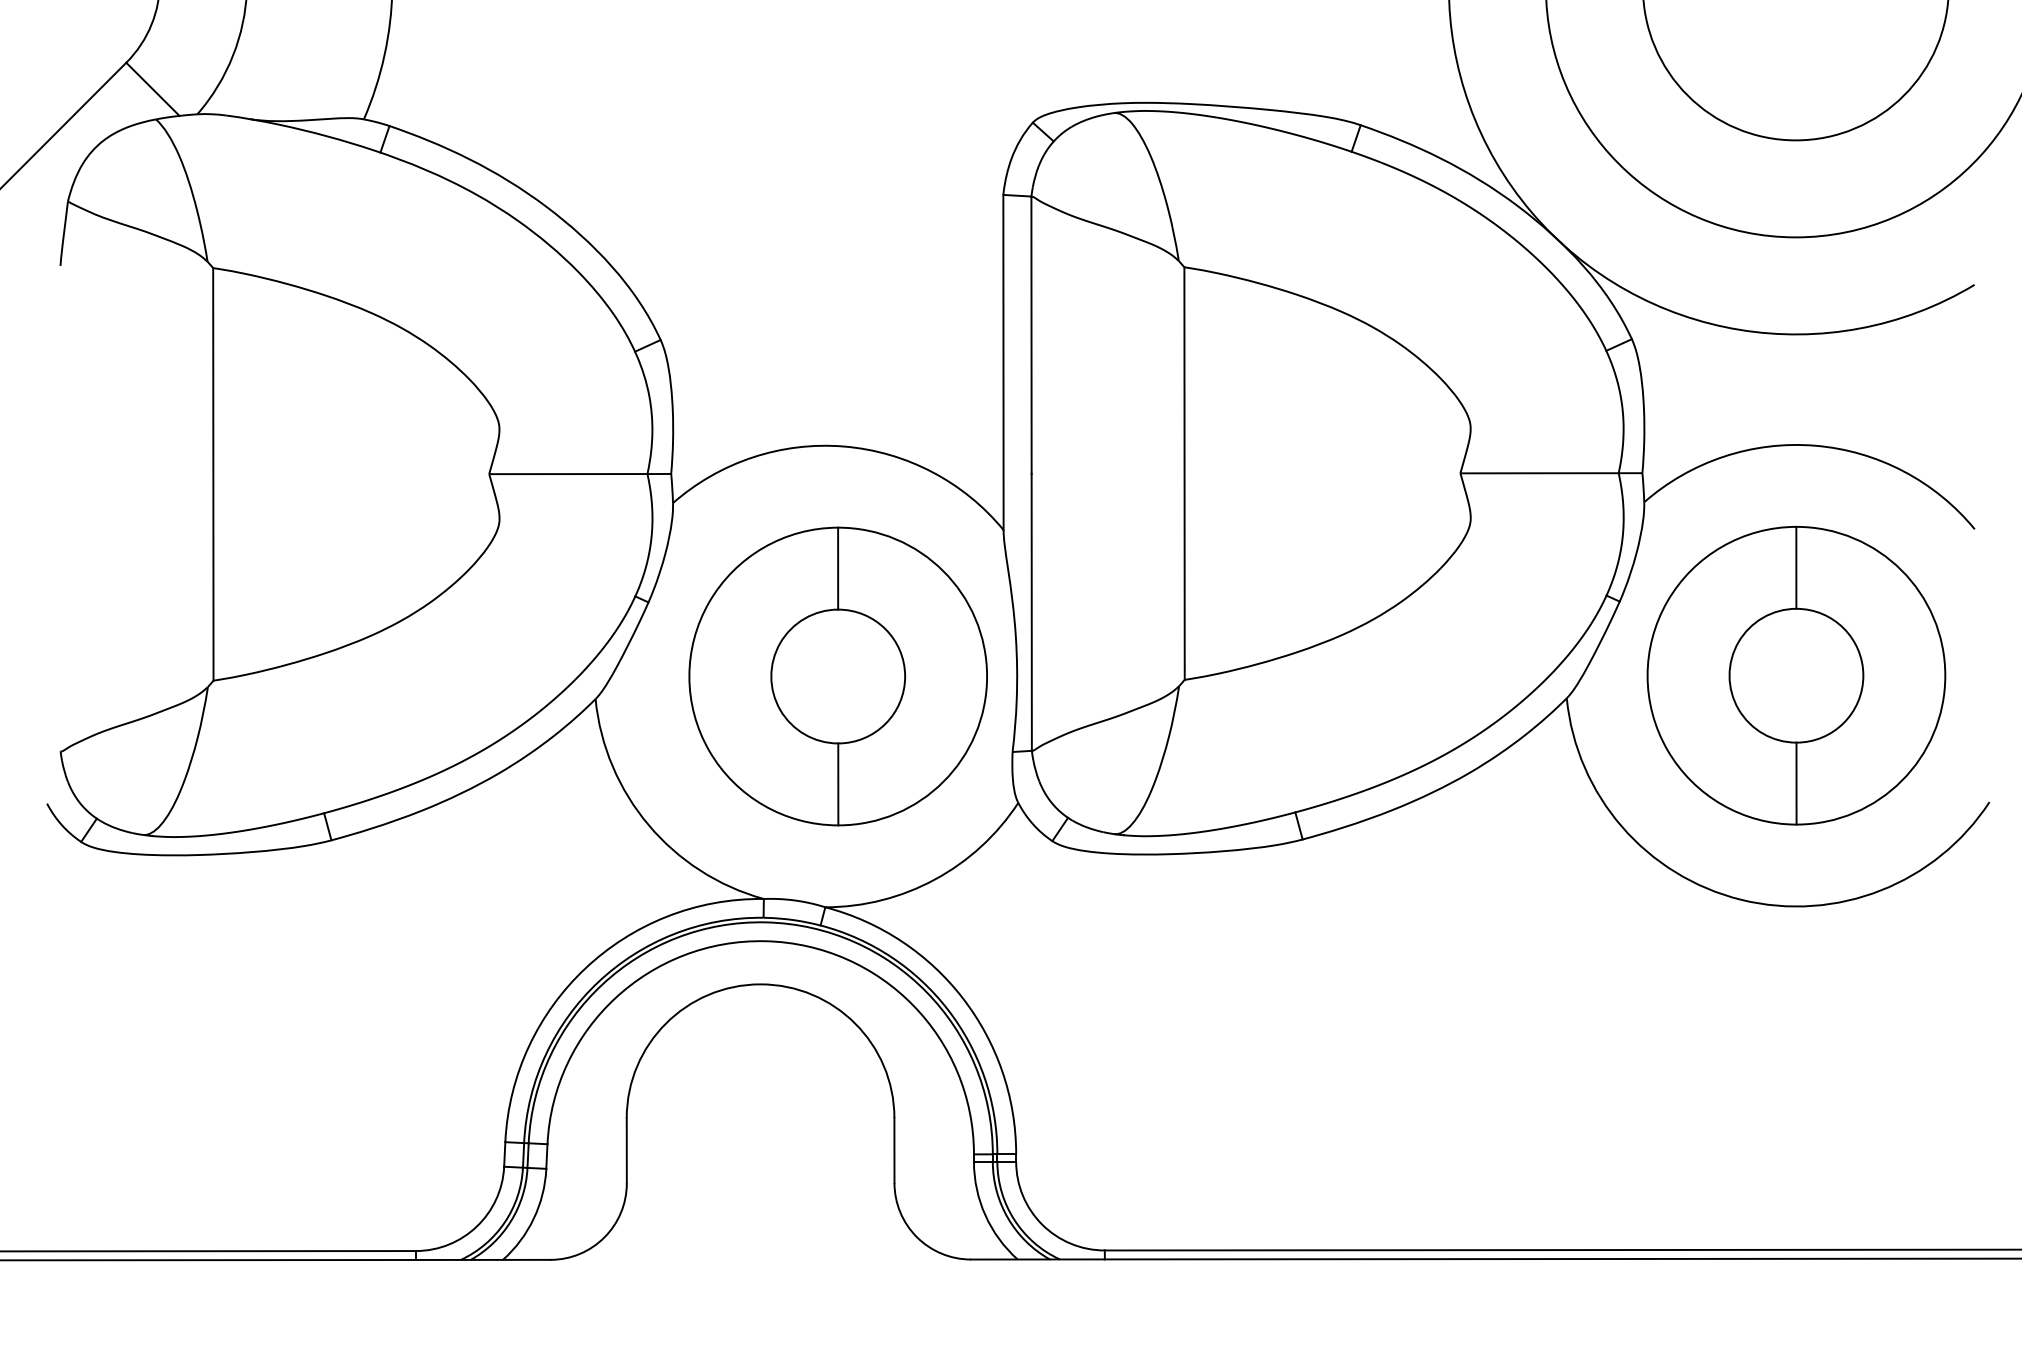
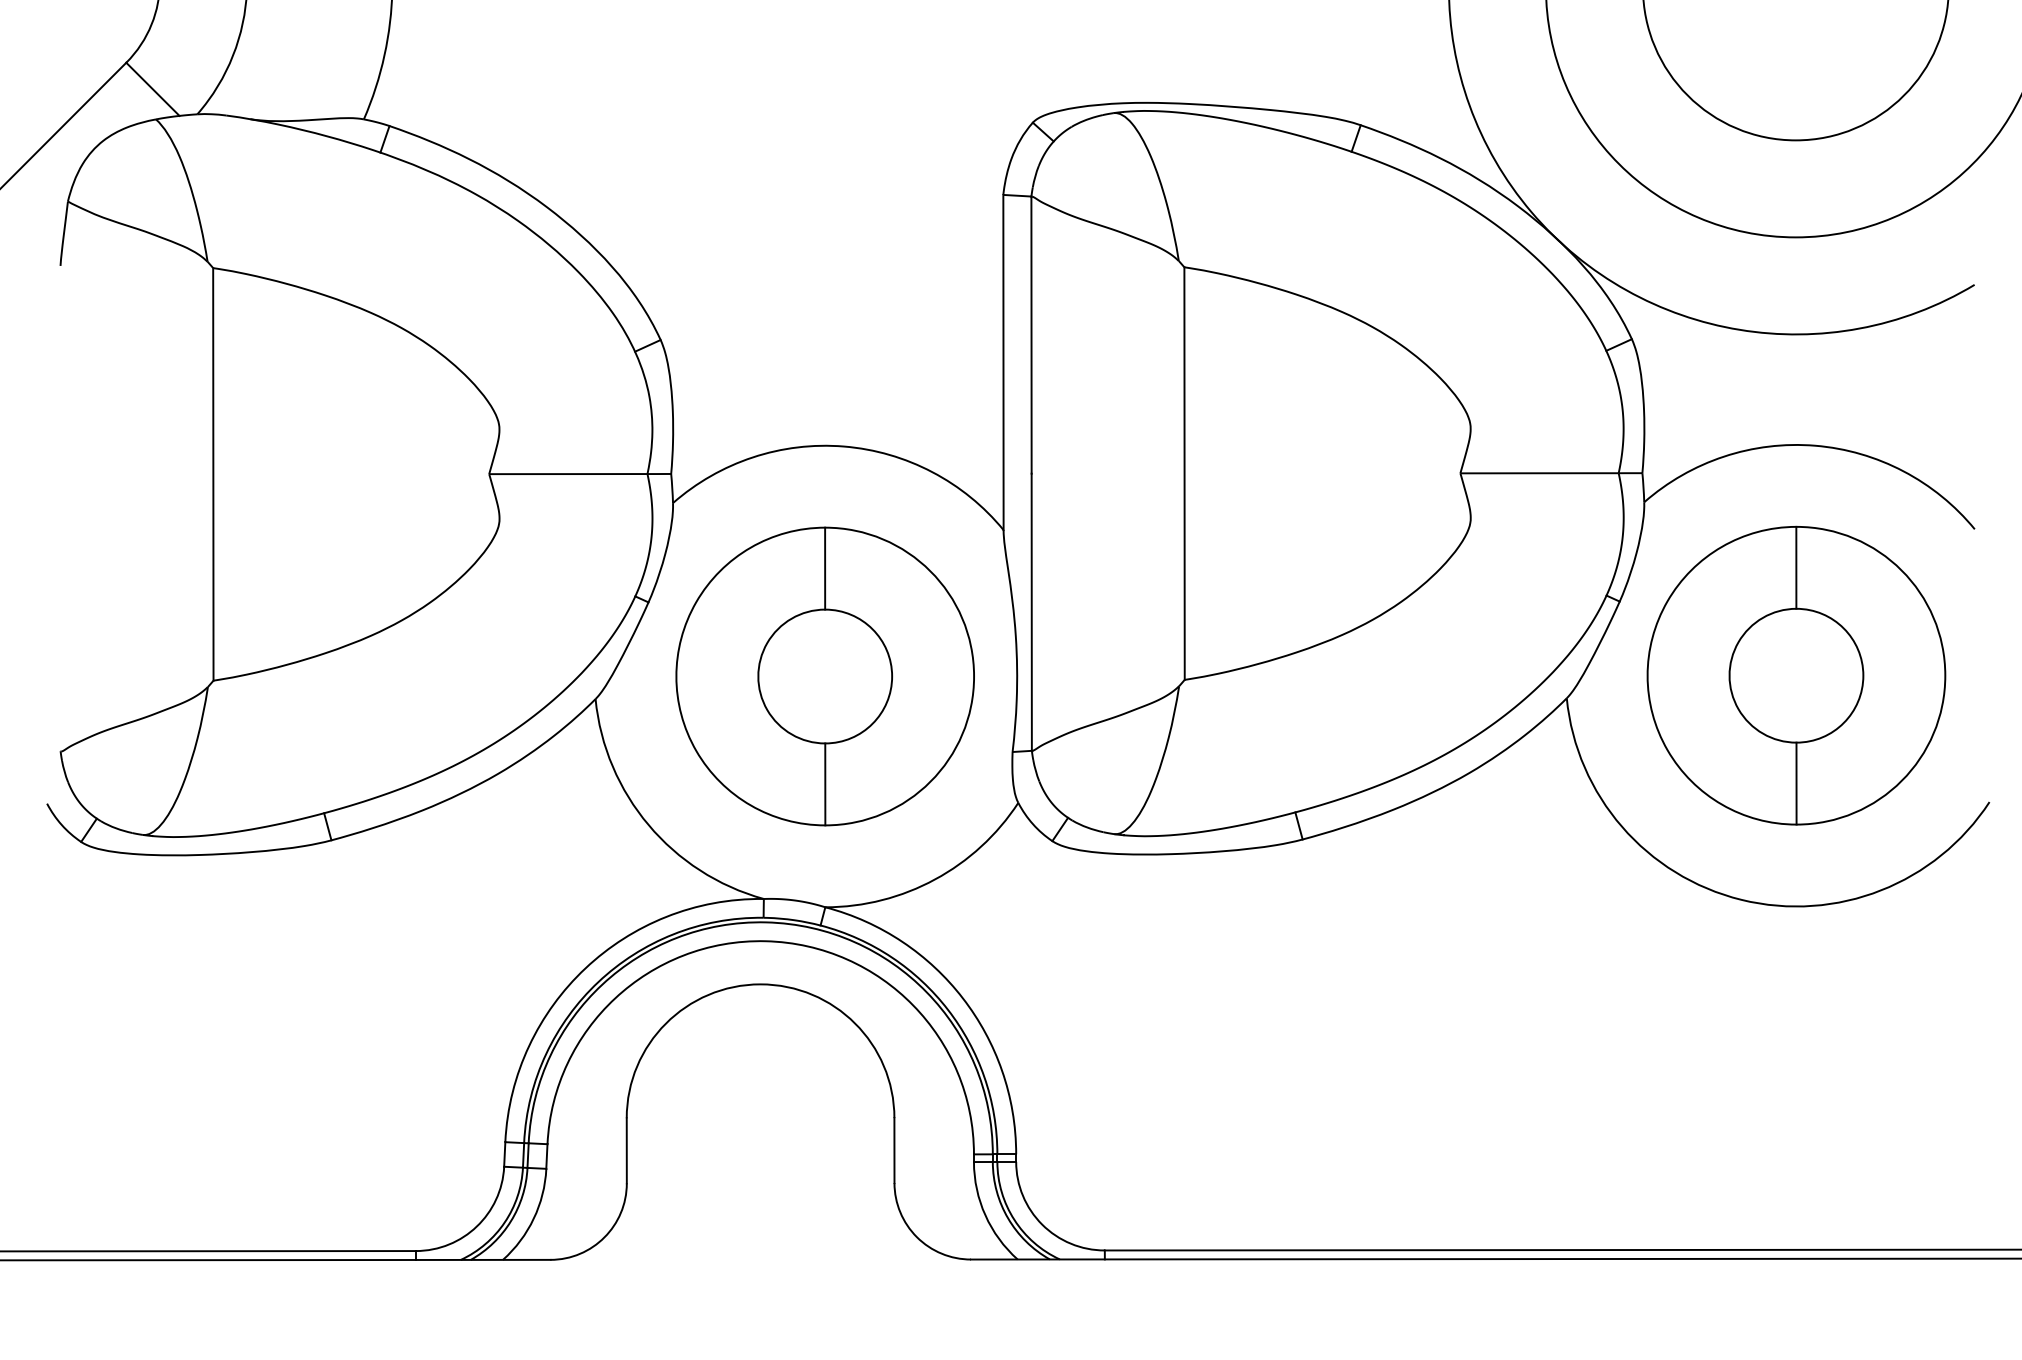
part position: (837, 676) -> (824, 676) (824, 676)
